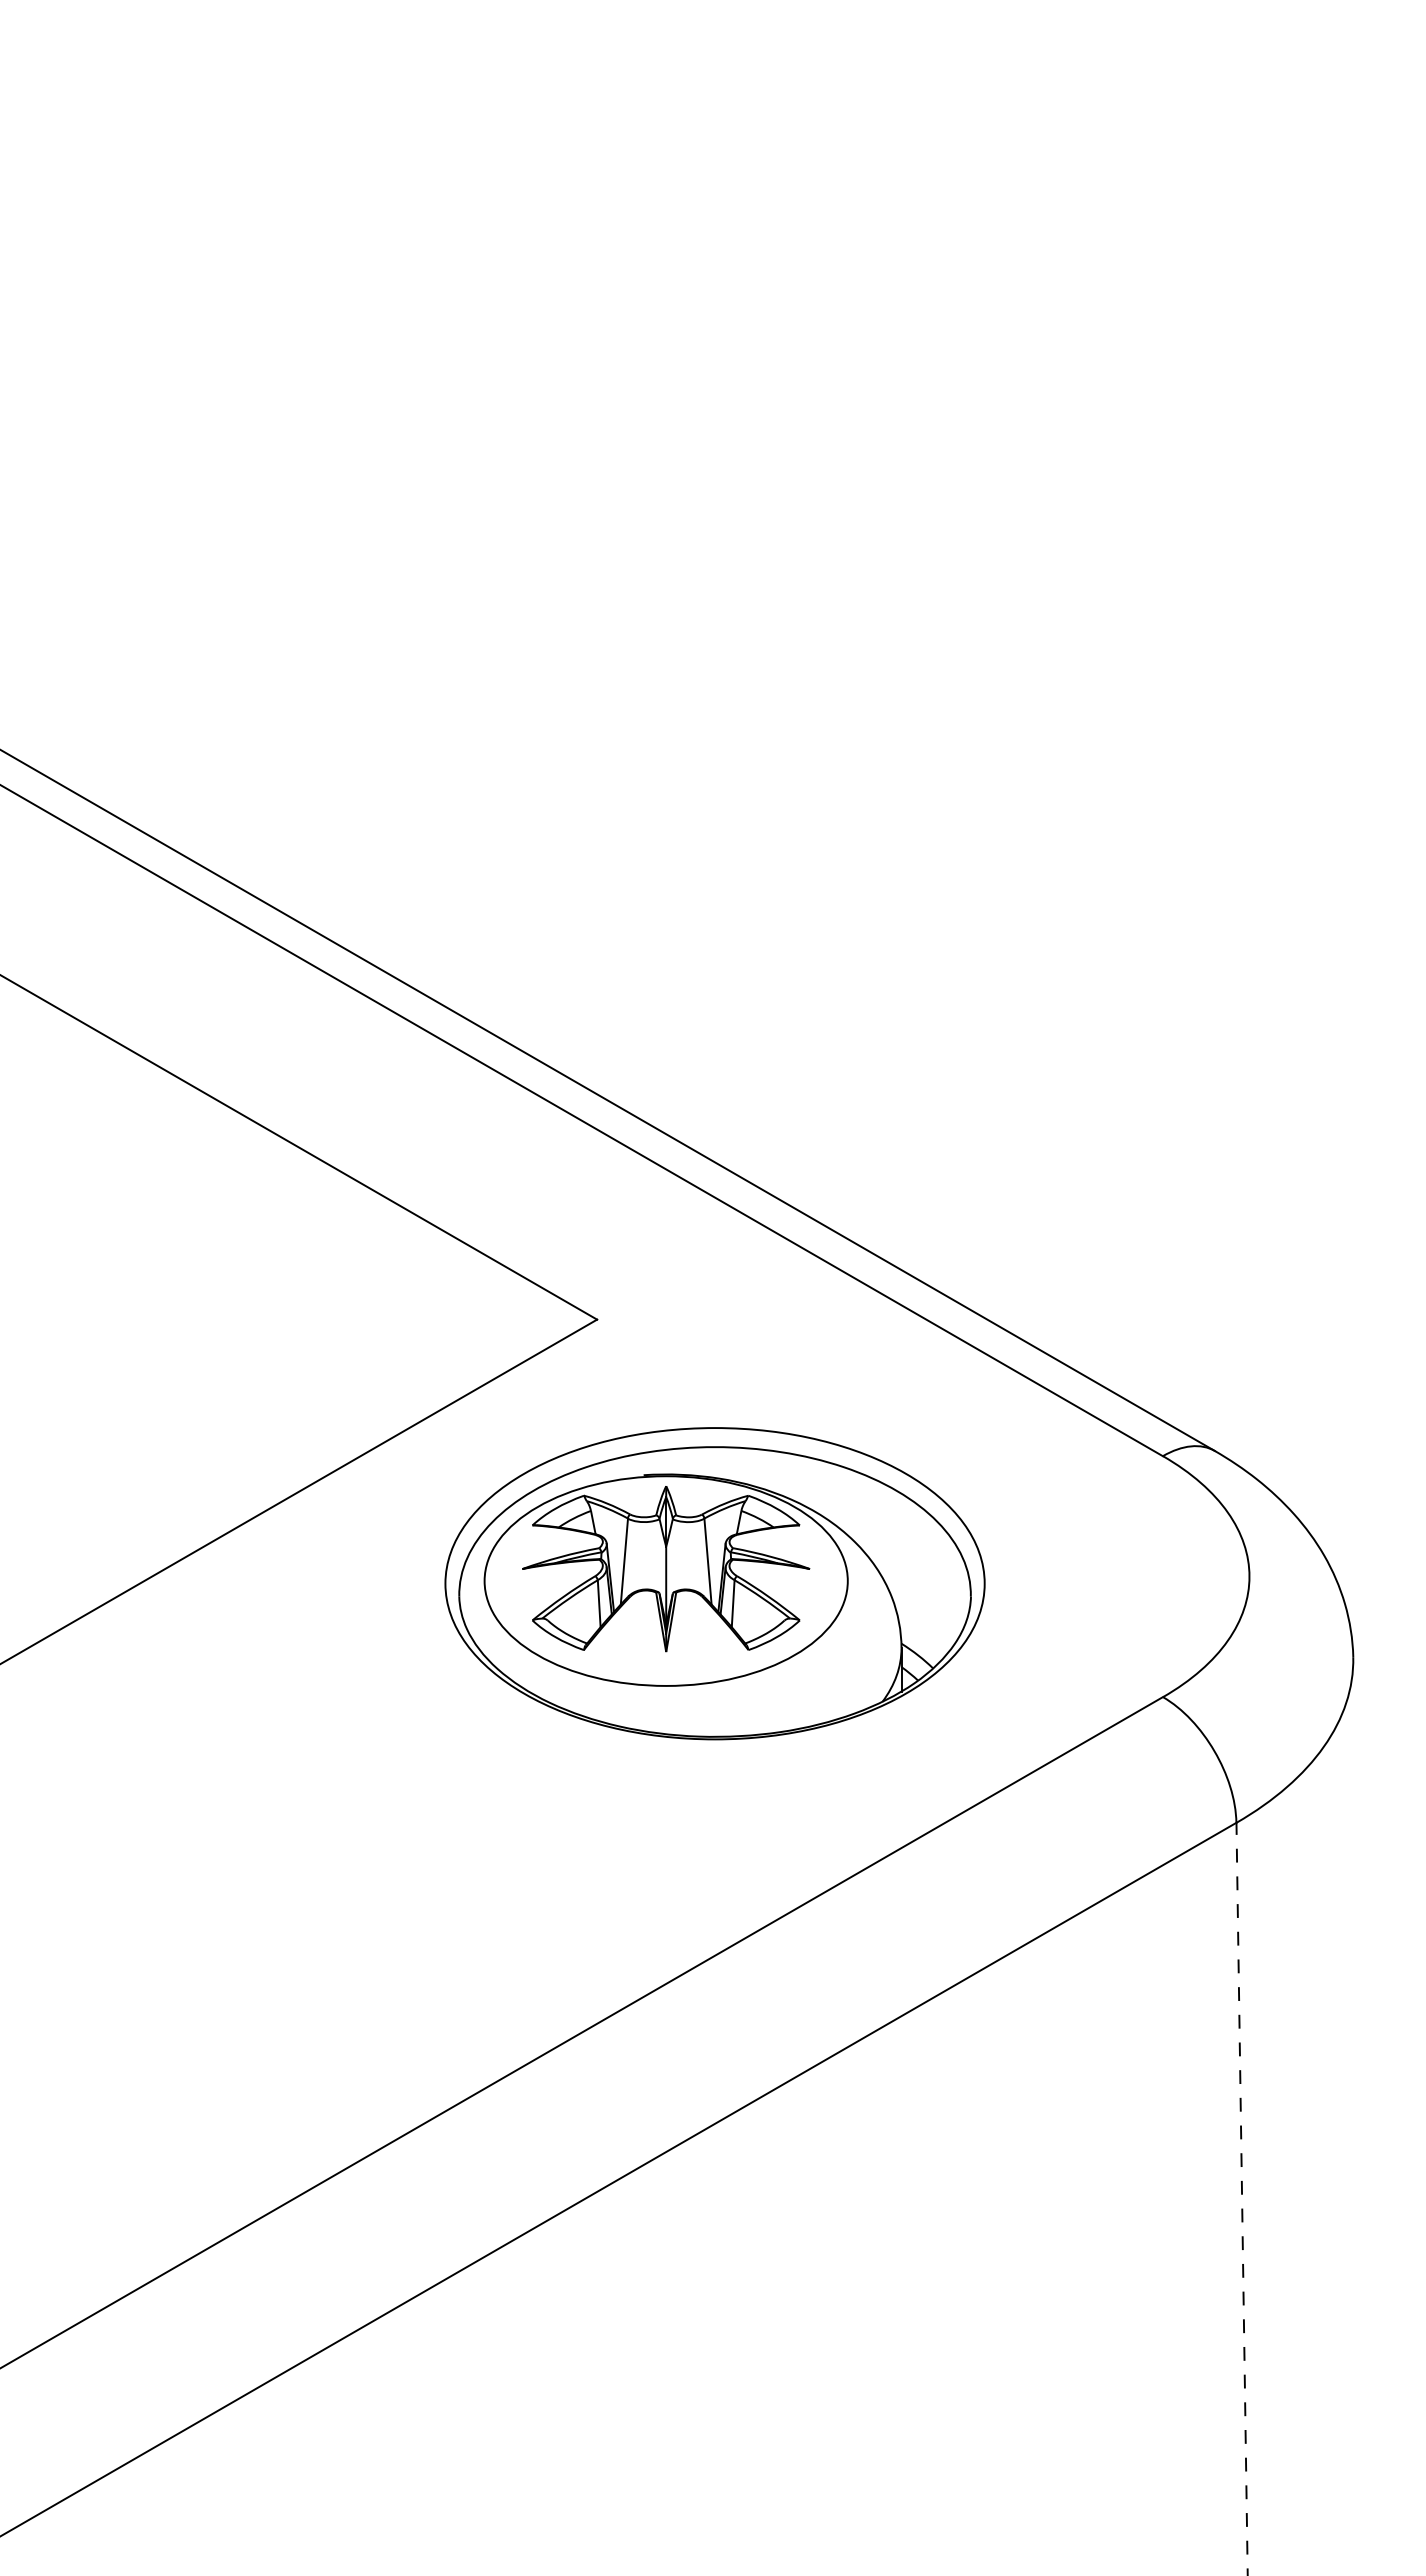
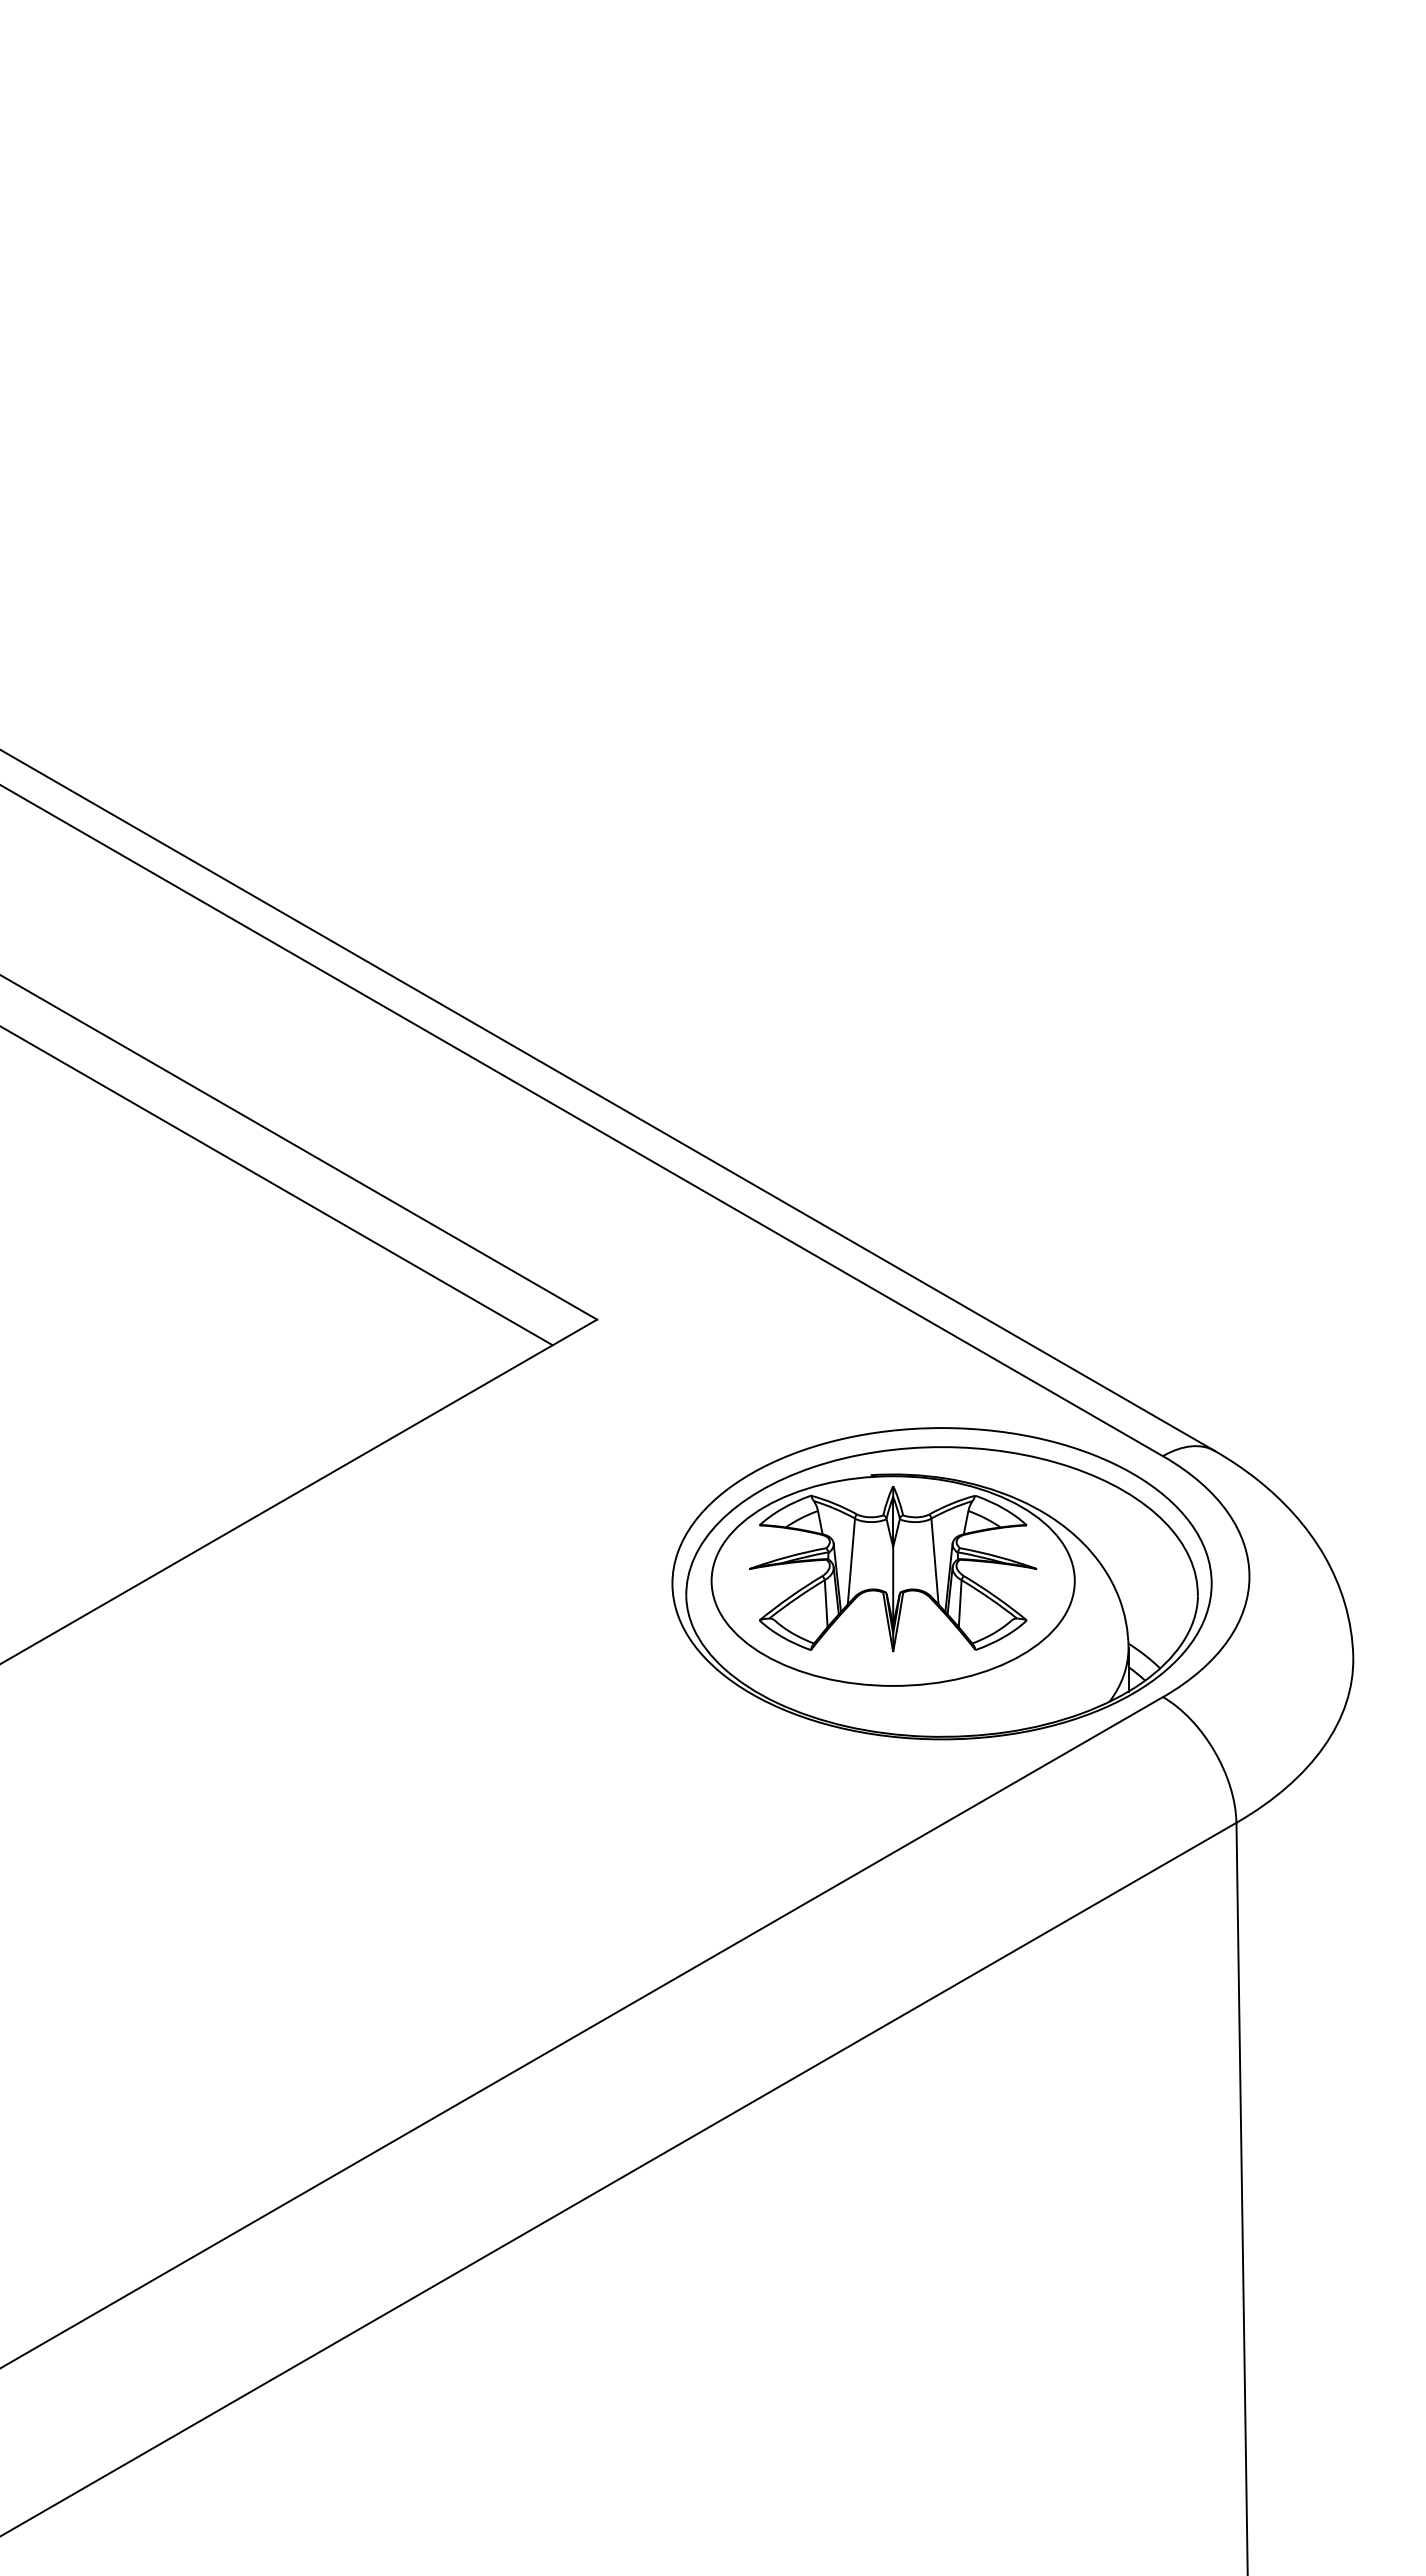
line: none -> present (277, 1186)
part position: (714, 1583) -> (941, 1583) (941, 1583)
line: dashed -> solid (1242, 2198)
